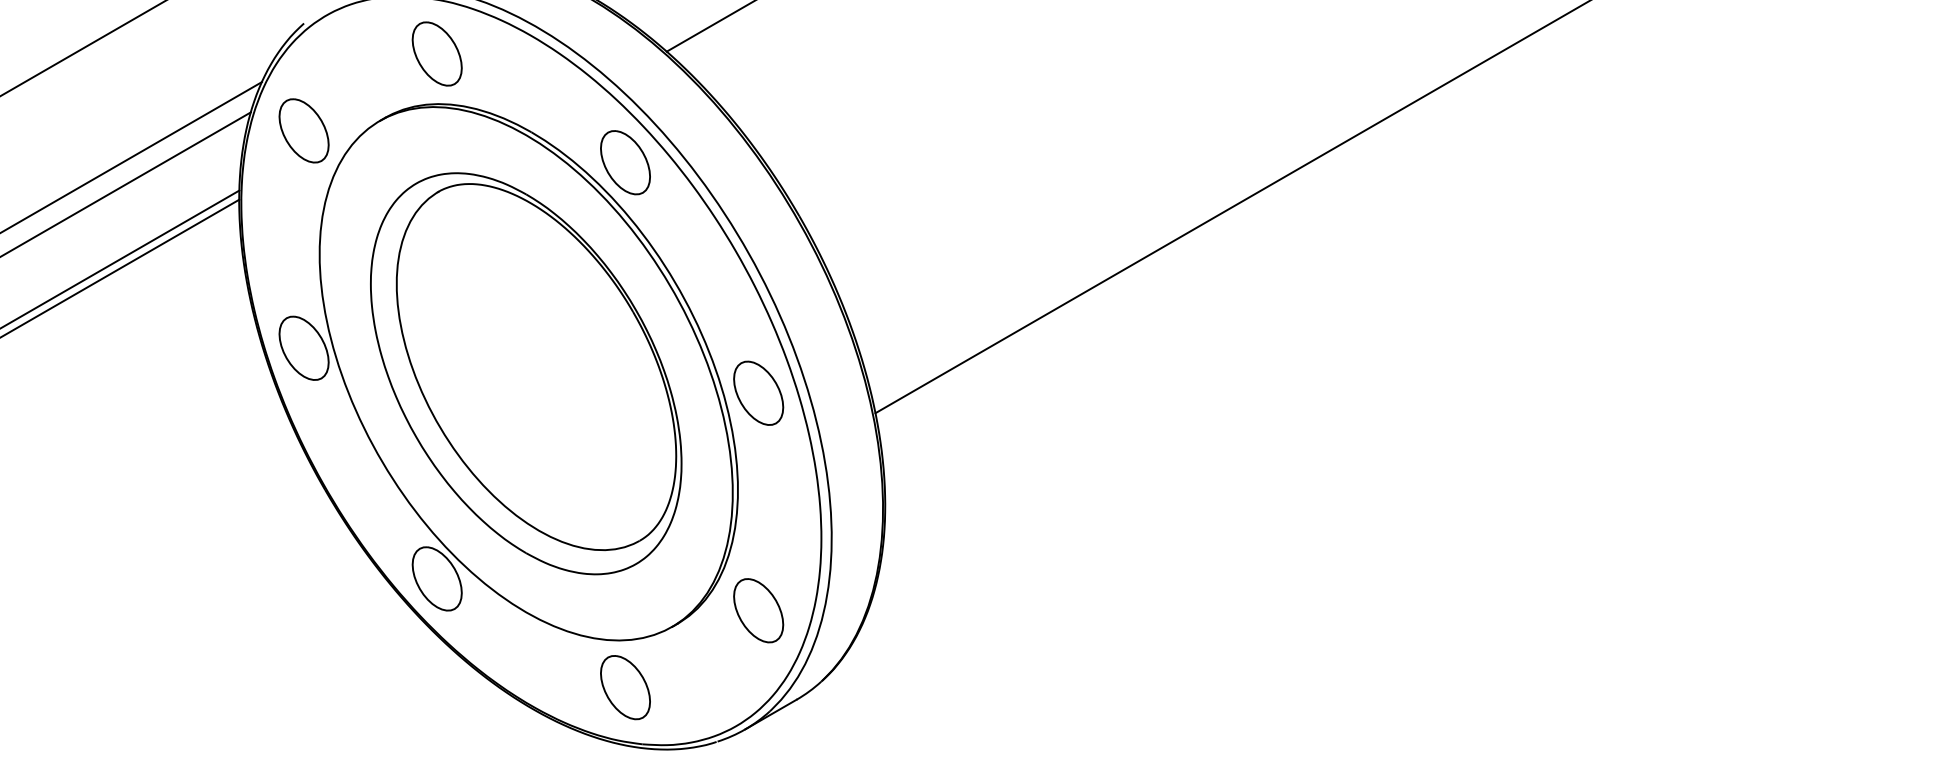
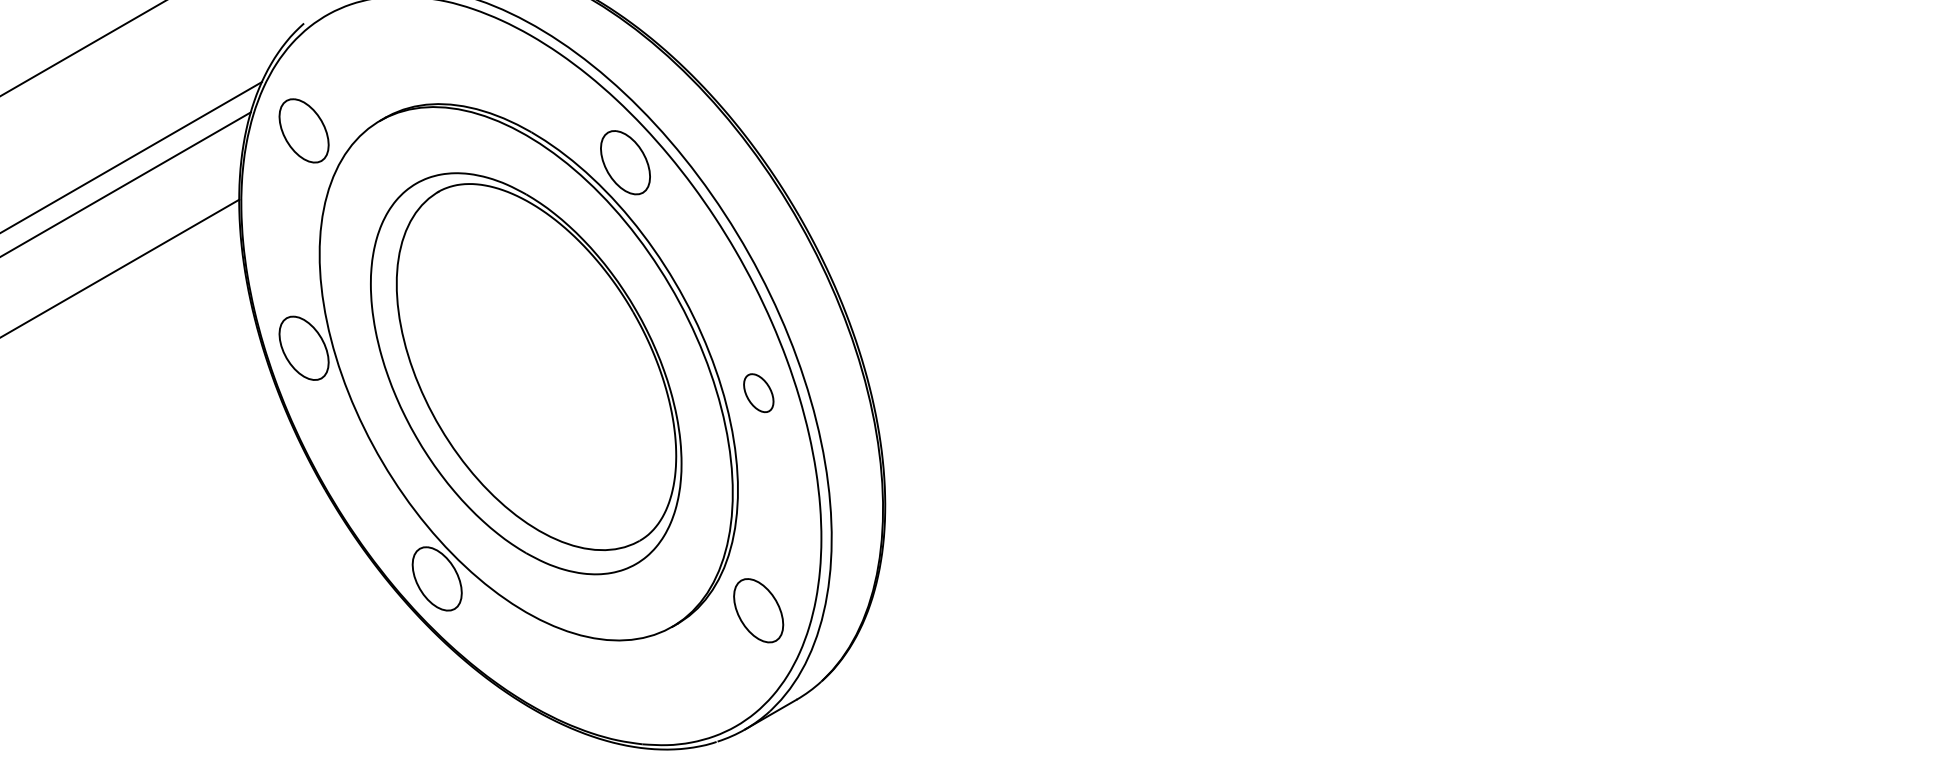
line: present -> none (709, 26)
part: present -> none (436, 53)
line: present -> none (1231, 207)
line: present -> none (120, 258)
part size: 52x66 px -> 32x41 px (758, 393)
part: present -> none (625, 687)
